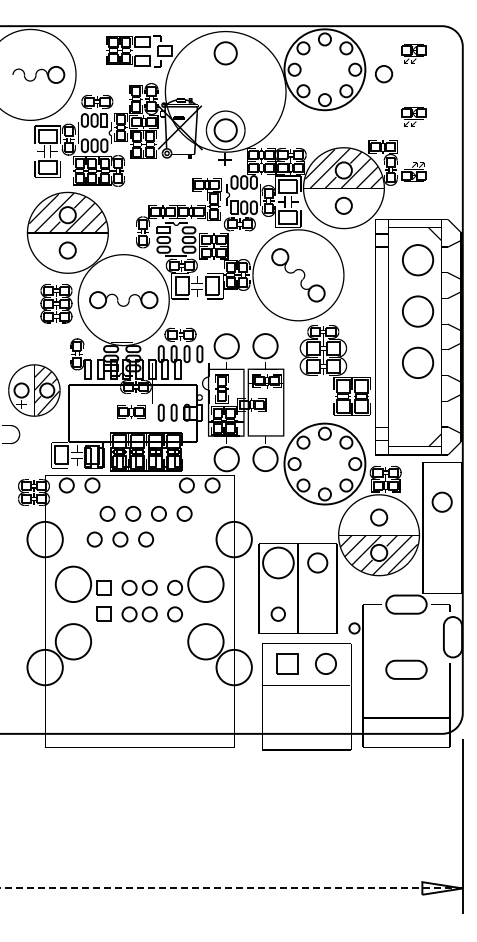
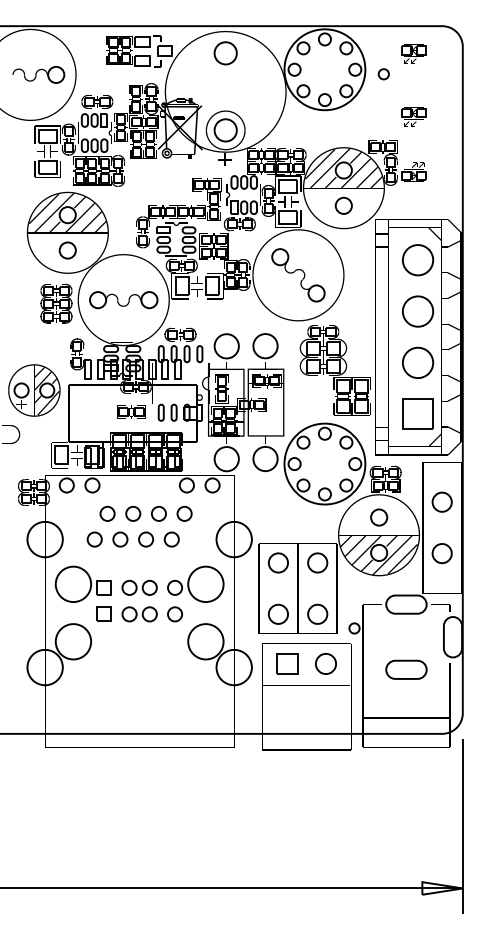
circle size: 20x19 px -> 13x13 px (383, 74)
part: none -> present (417, 413)
circle: none -> present (171, 539)
circle: none -> present (441, 553)
circle diameter: 31 px -> 19 px (278, 562)
circle size: 16x16 px -> 22x22 px (277, 613)
circle: none -> present (317, 613)
line: dashed -> solid (231, 888)
